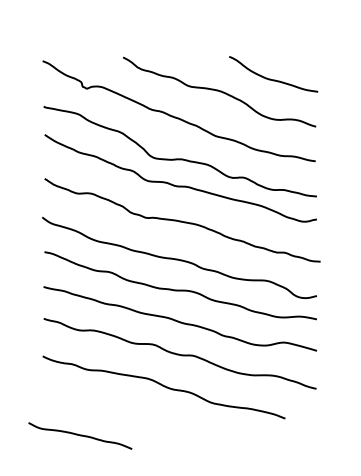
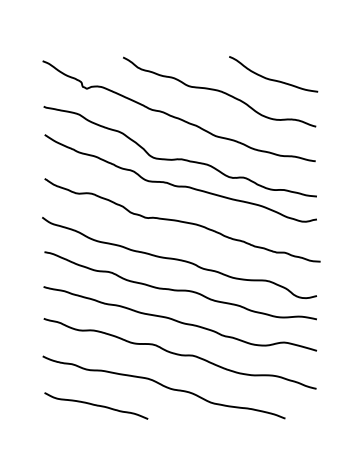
curve position: (80, 435) -> (96, 405) (96, 405)
